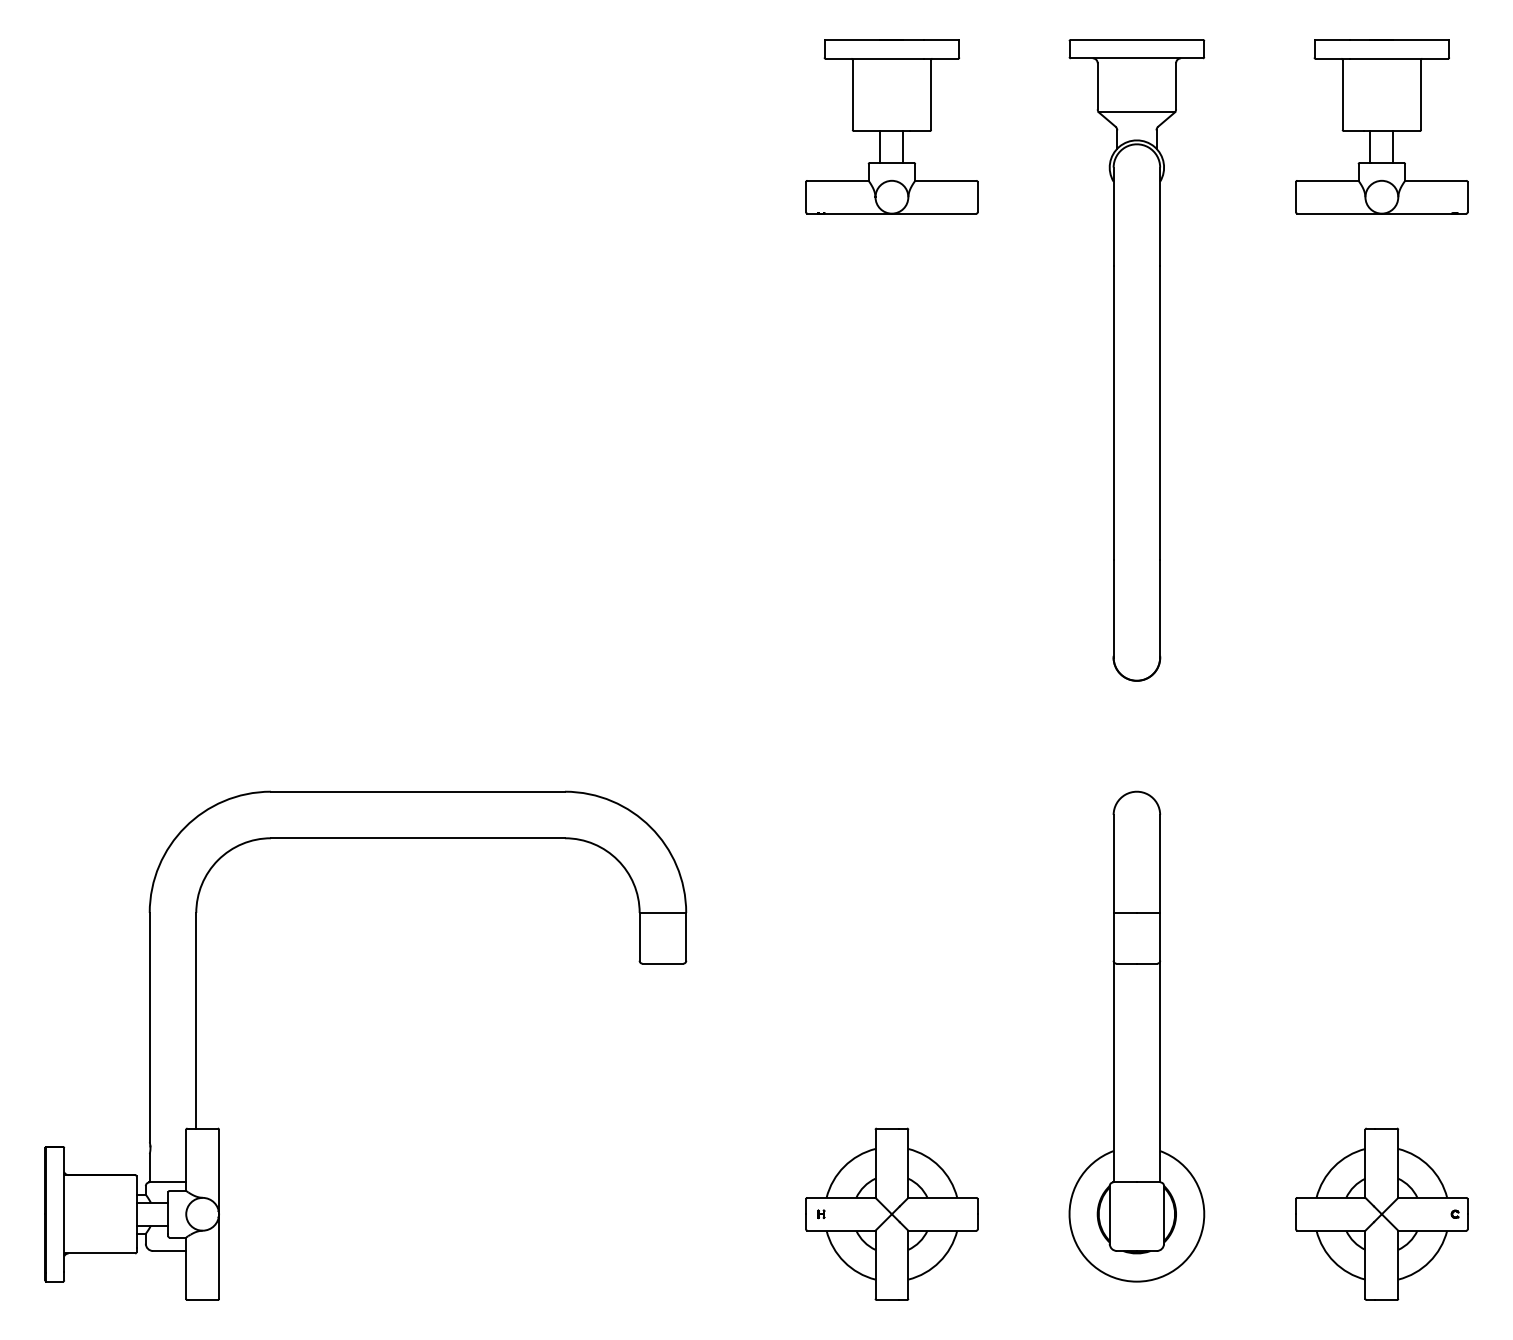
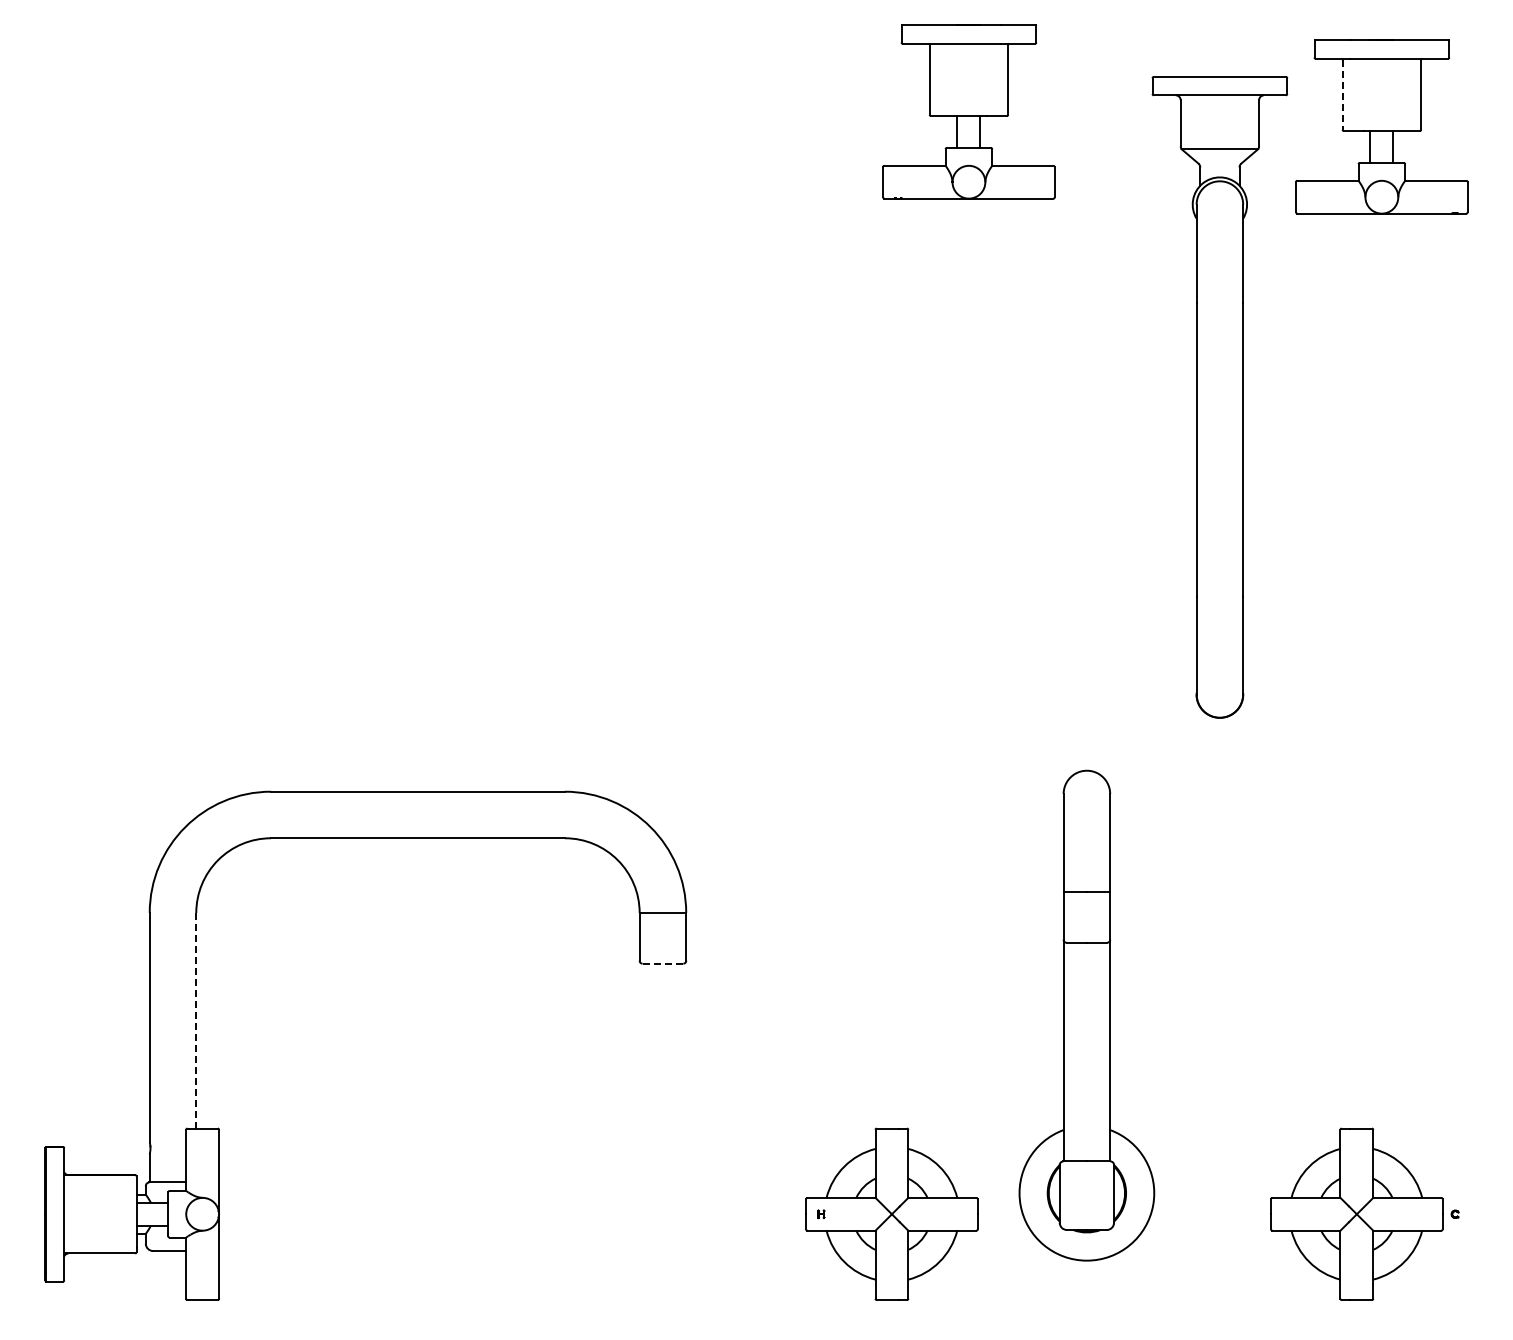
line: solid -> dashed (1342, 94)
part position: (891, 126) -> (968, 111) (968, 111)
part position: (1136, 360) -> (1219, 397) (1219, 397)
line: solid -> dashed (662, 963)
line: solid -> dashed (196, 1020)
part position: (1136, 1036) -> (1086, 1015) (1086, 1015)
part position: (1381, 1213) -> (1356, 1213) (1356, 1213)
